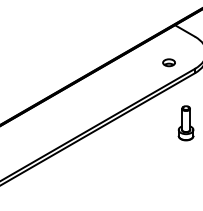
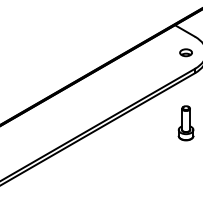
part position: (168, 62) -> (185, 52) (185, 52)
